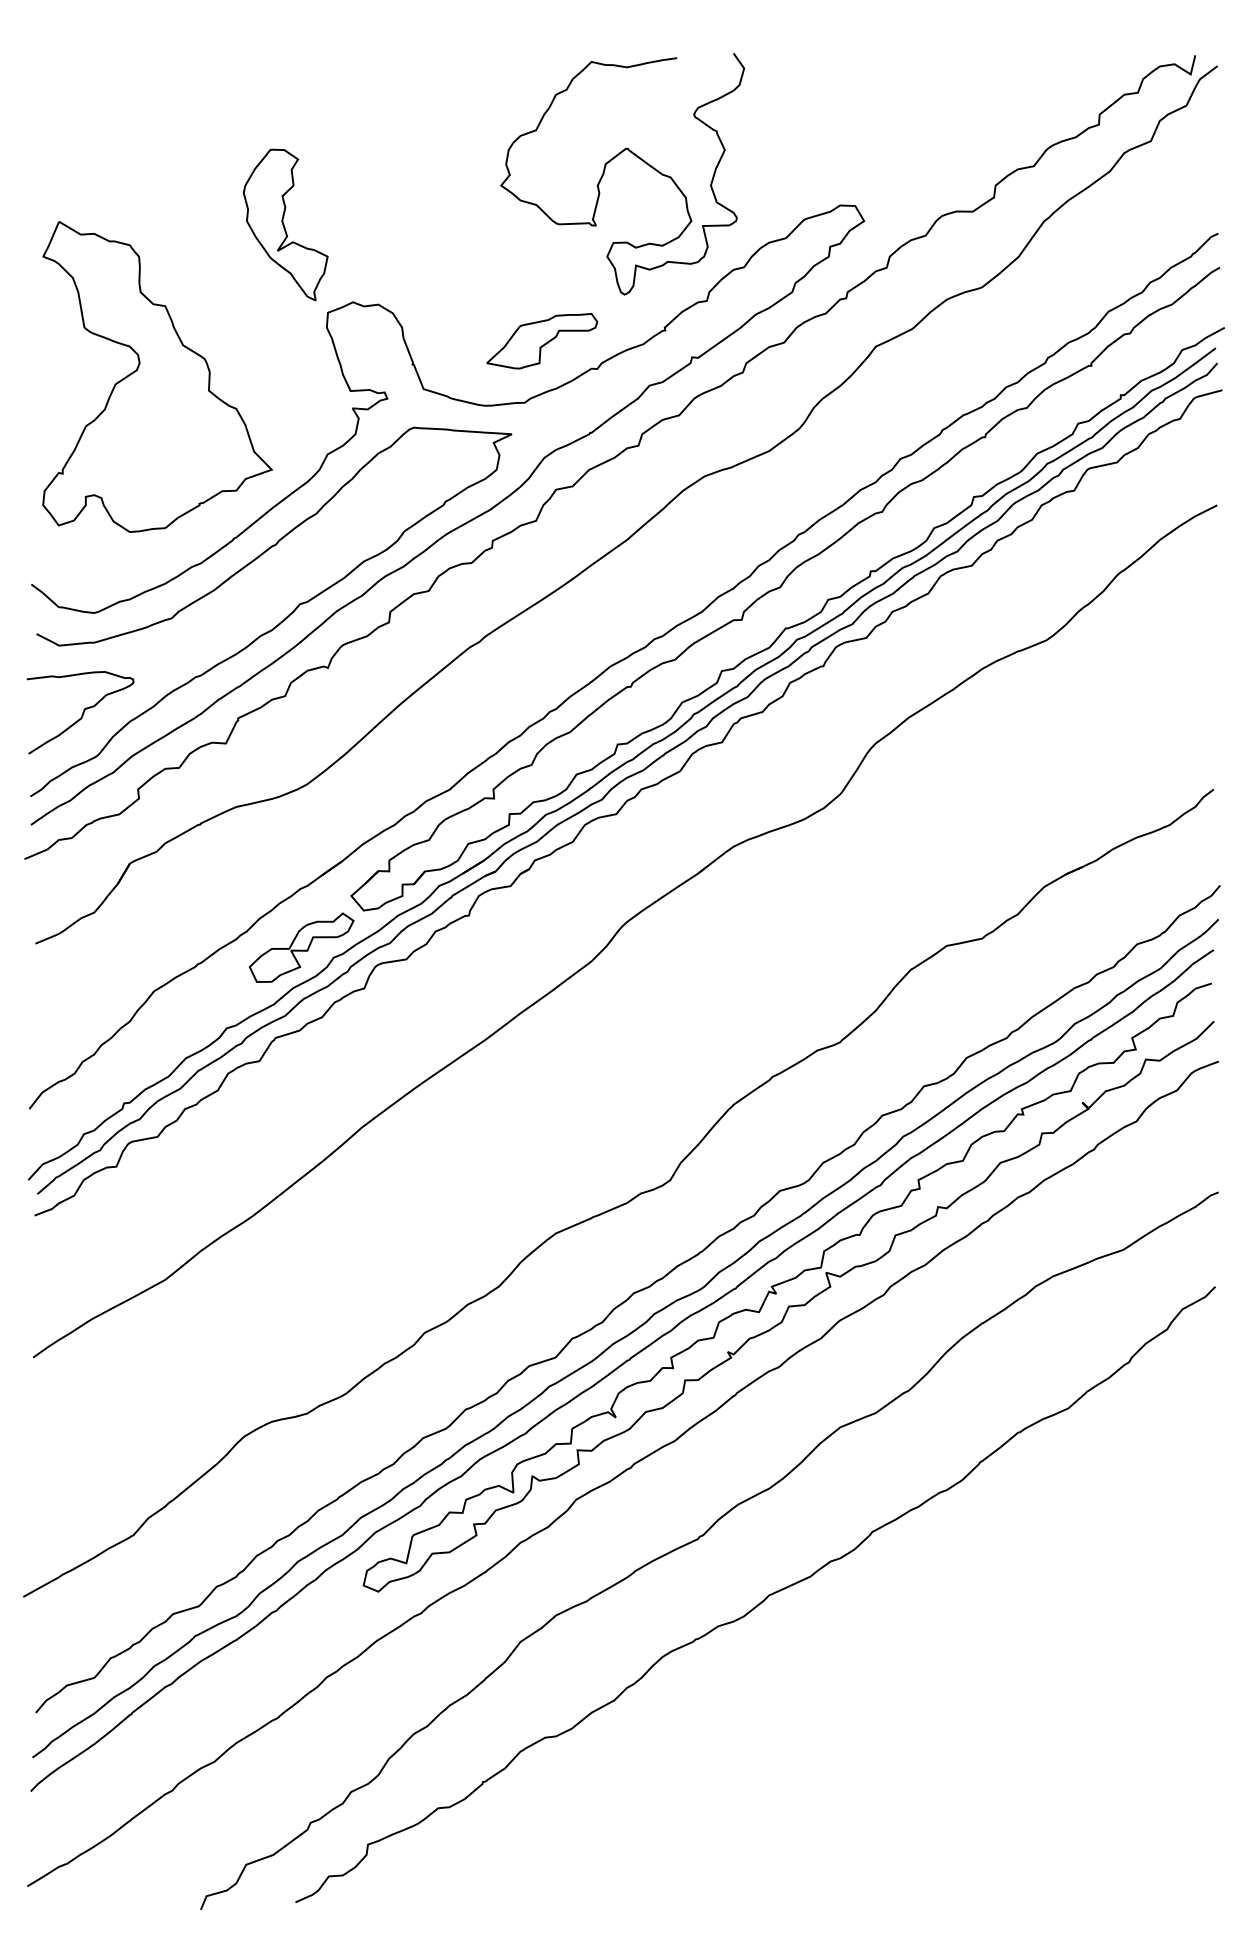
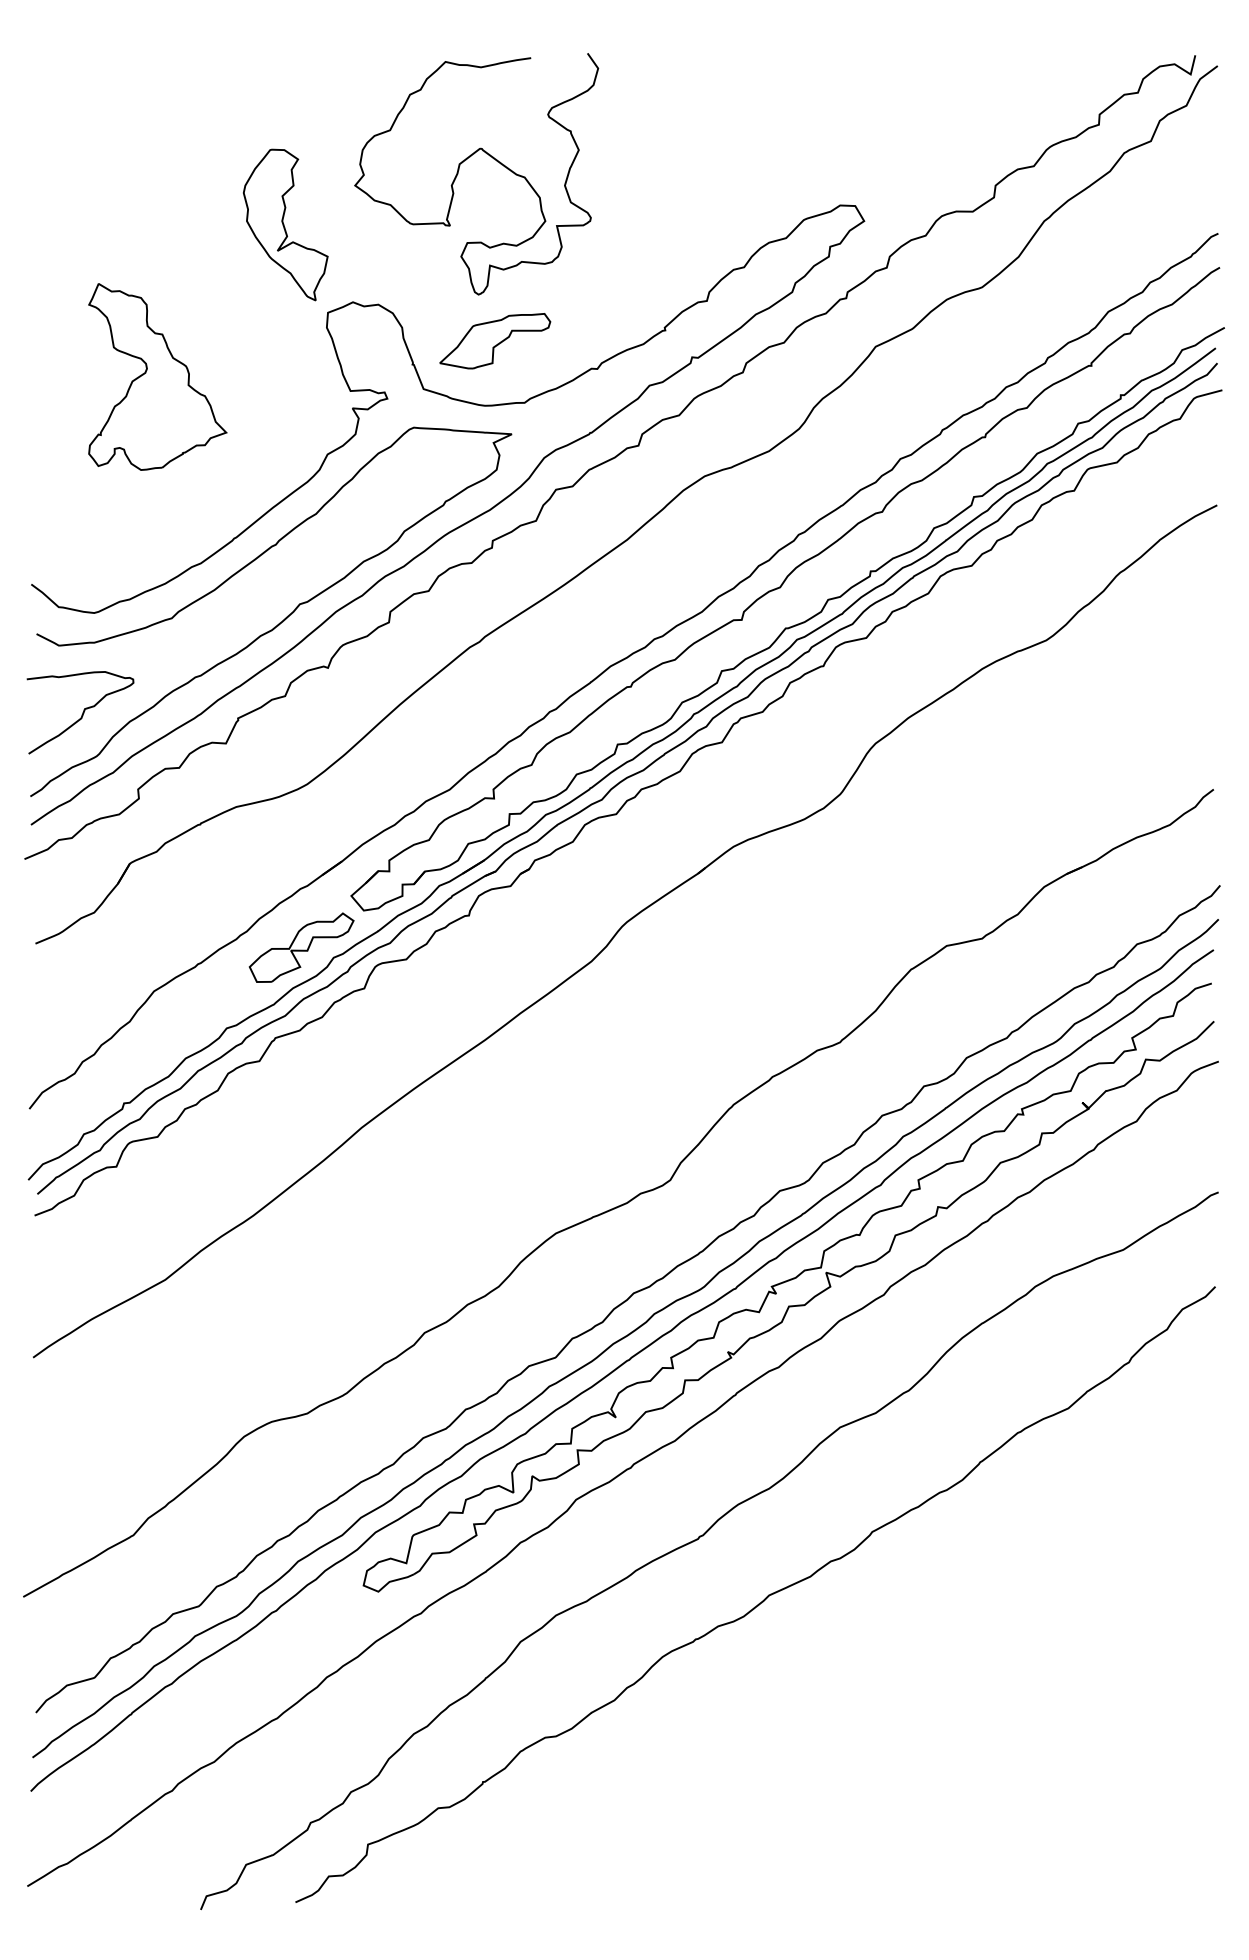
curve position: (612, 160) -> (466, 160) (466, 160)
part position: (542, 341) -> (495, 341) (495, 341)
part size: 232x312 px -> 140x188 px (157, 376)
